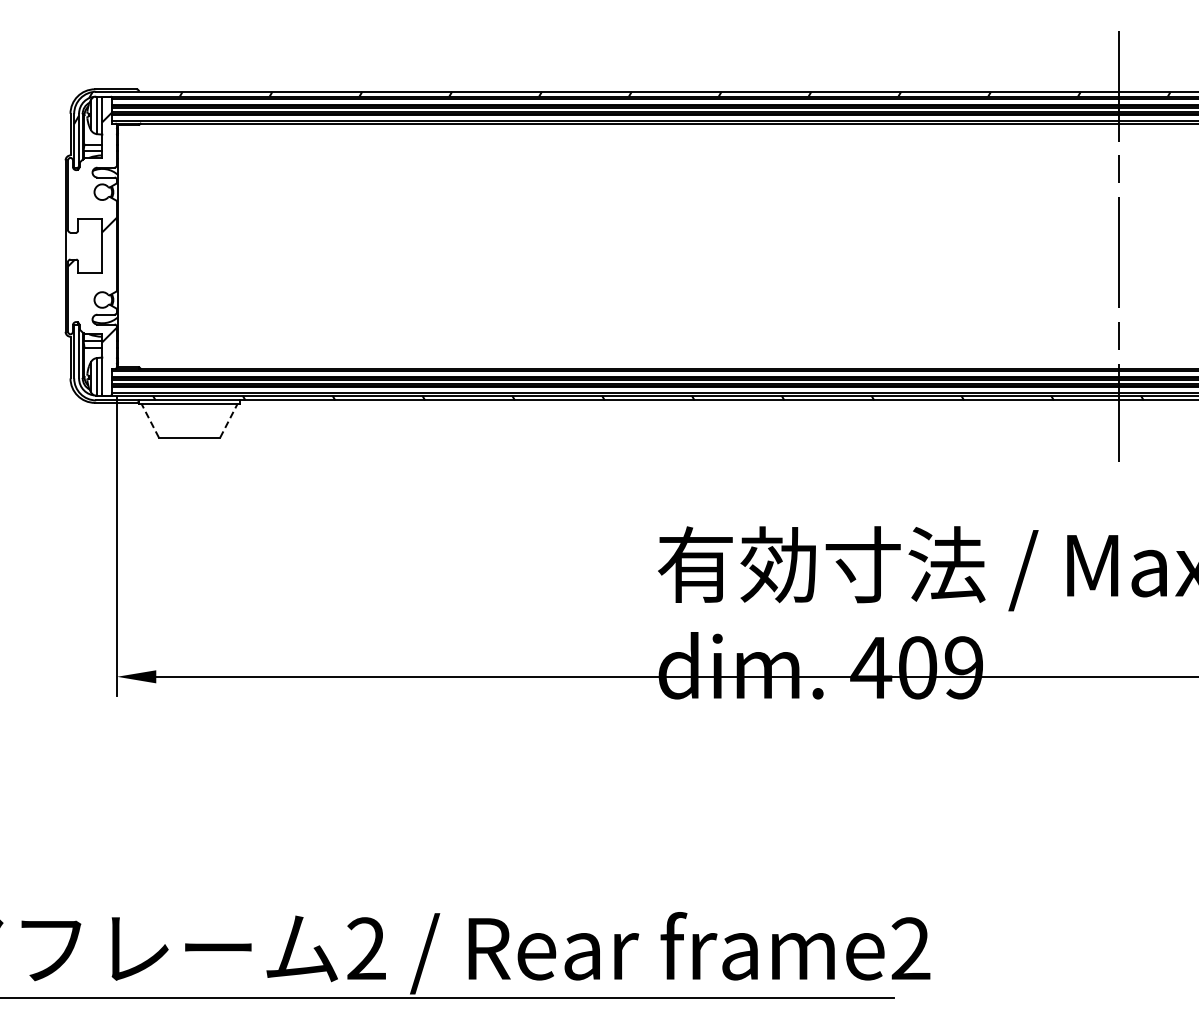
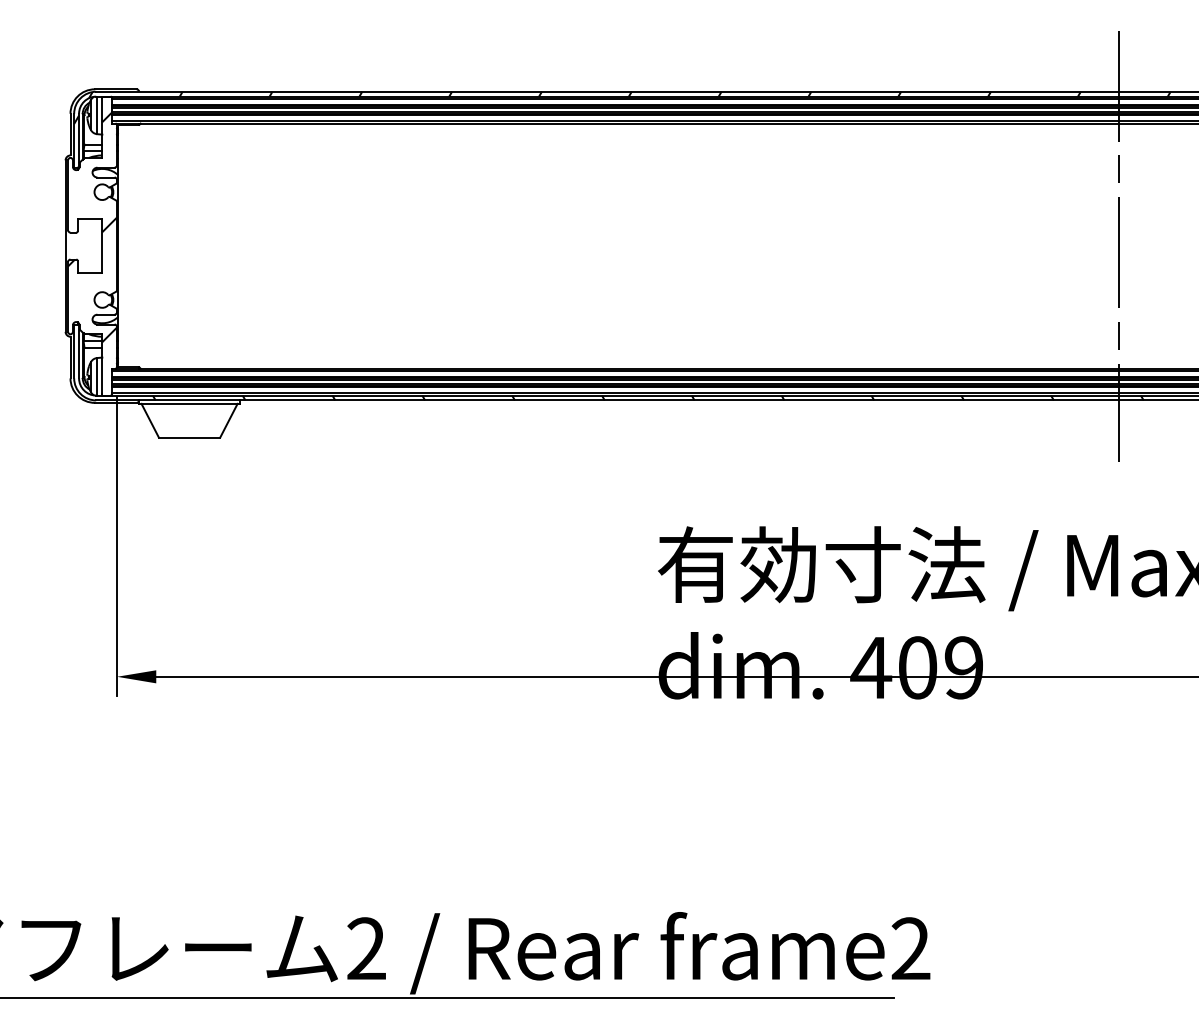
line: dashed -> solid (150, 420)
line: dashed -> solid (229, 420)
